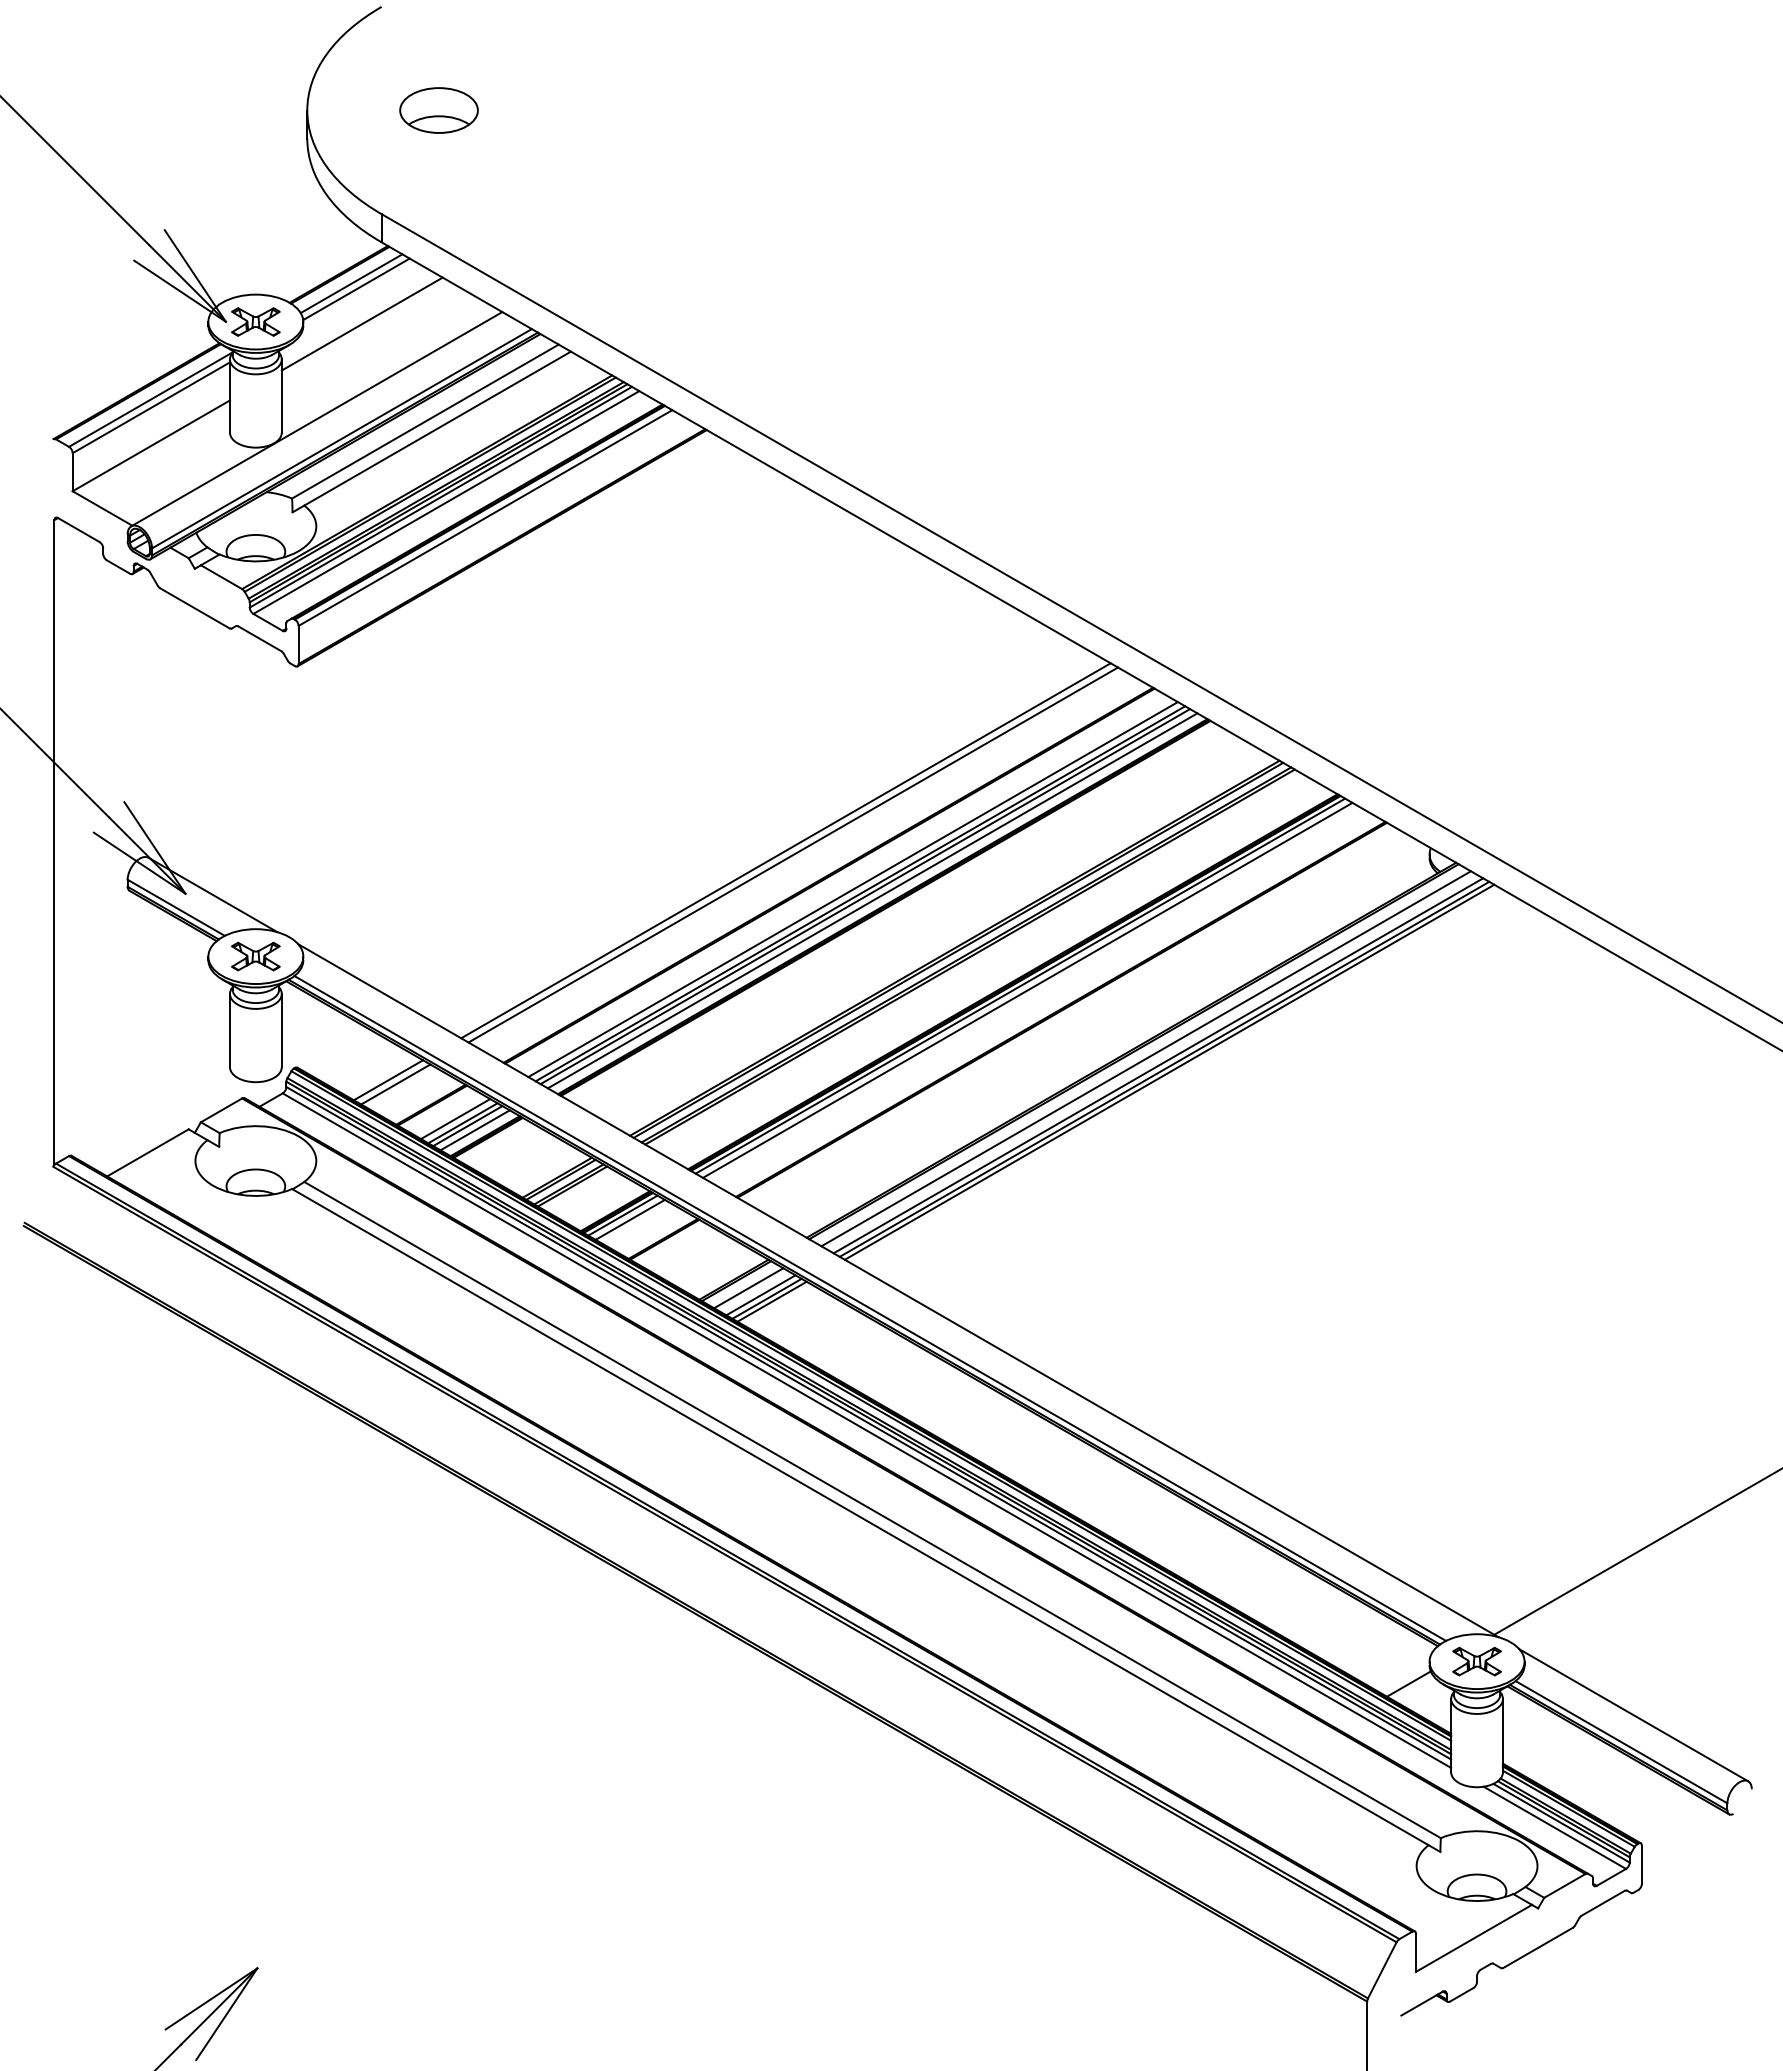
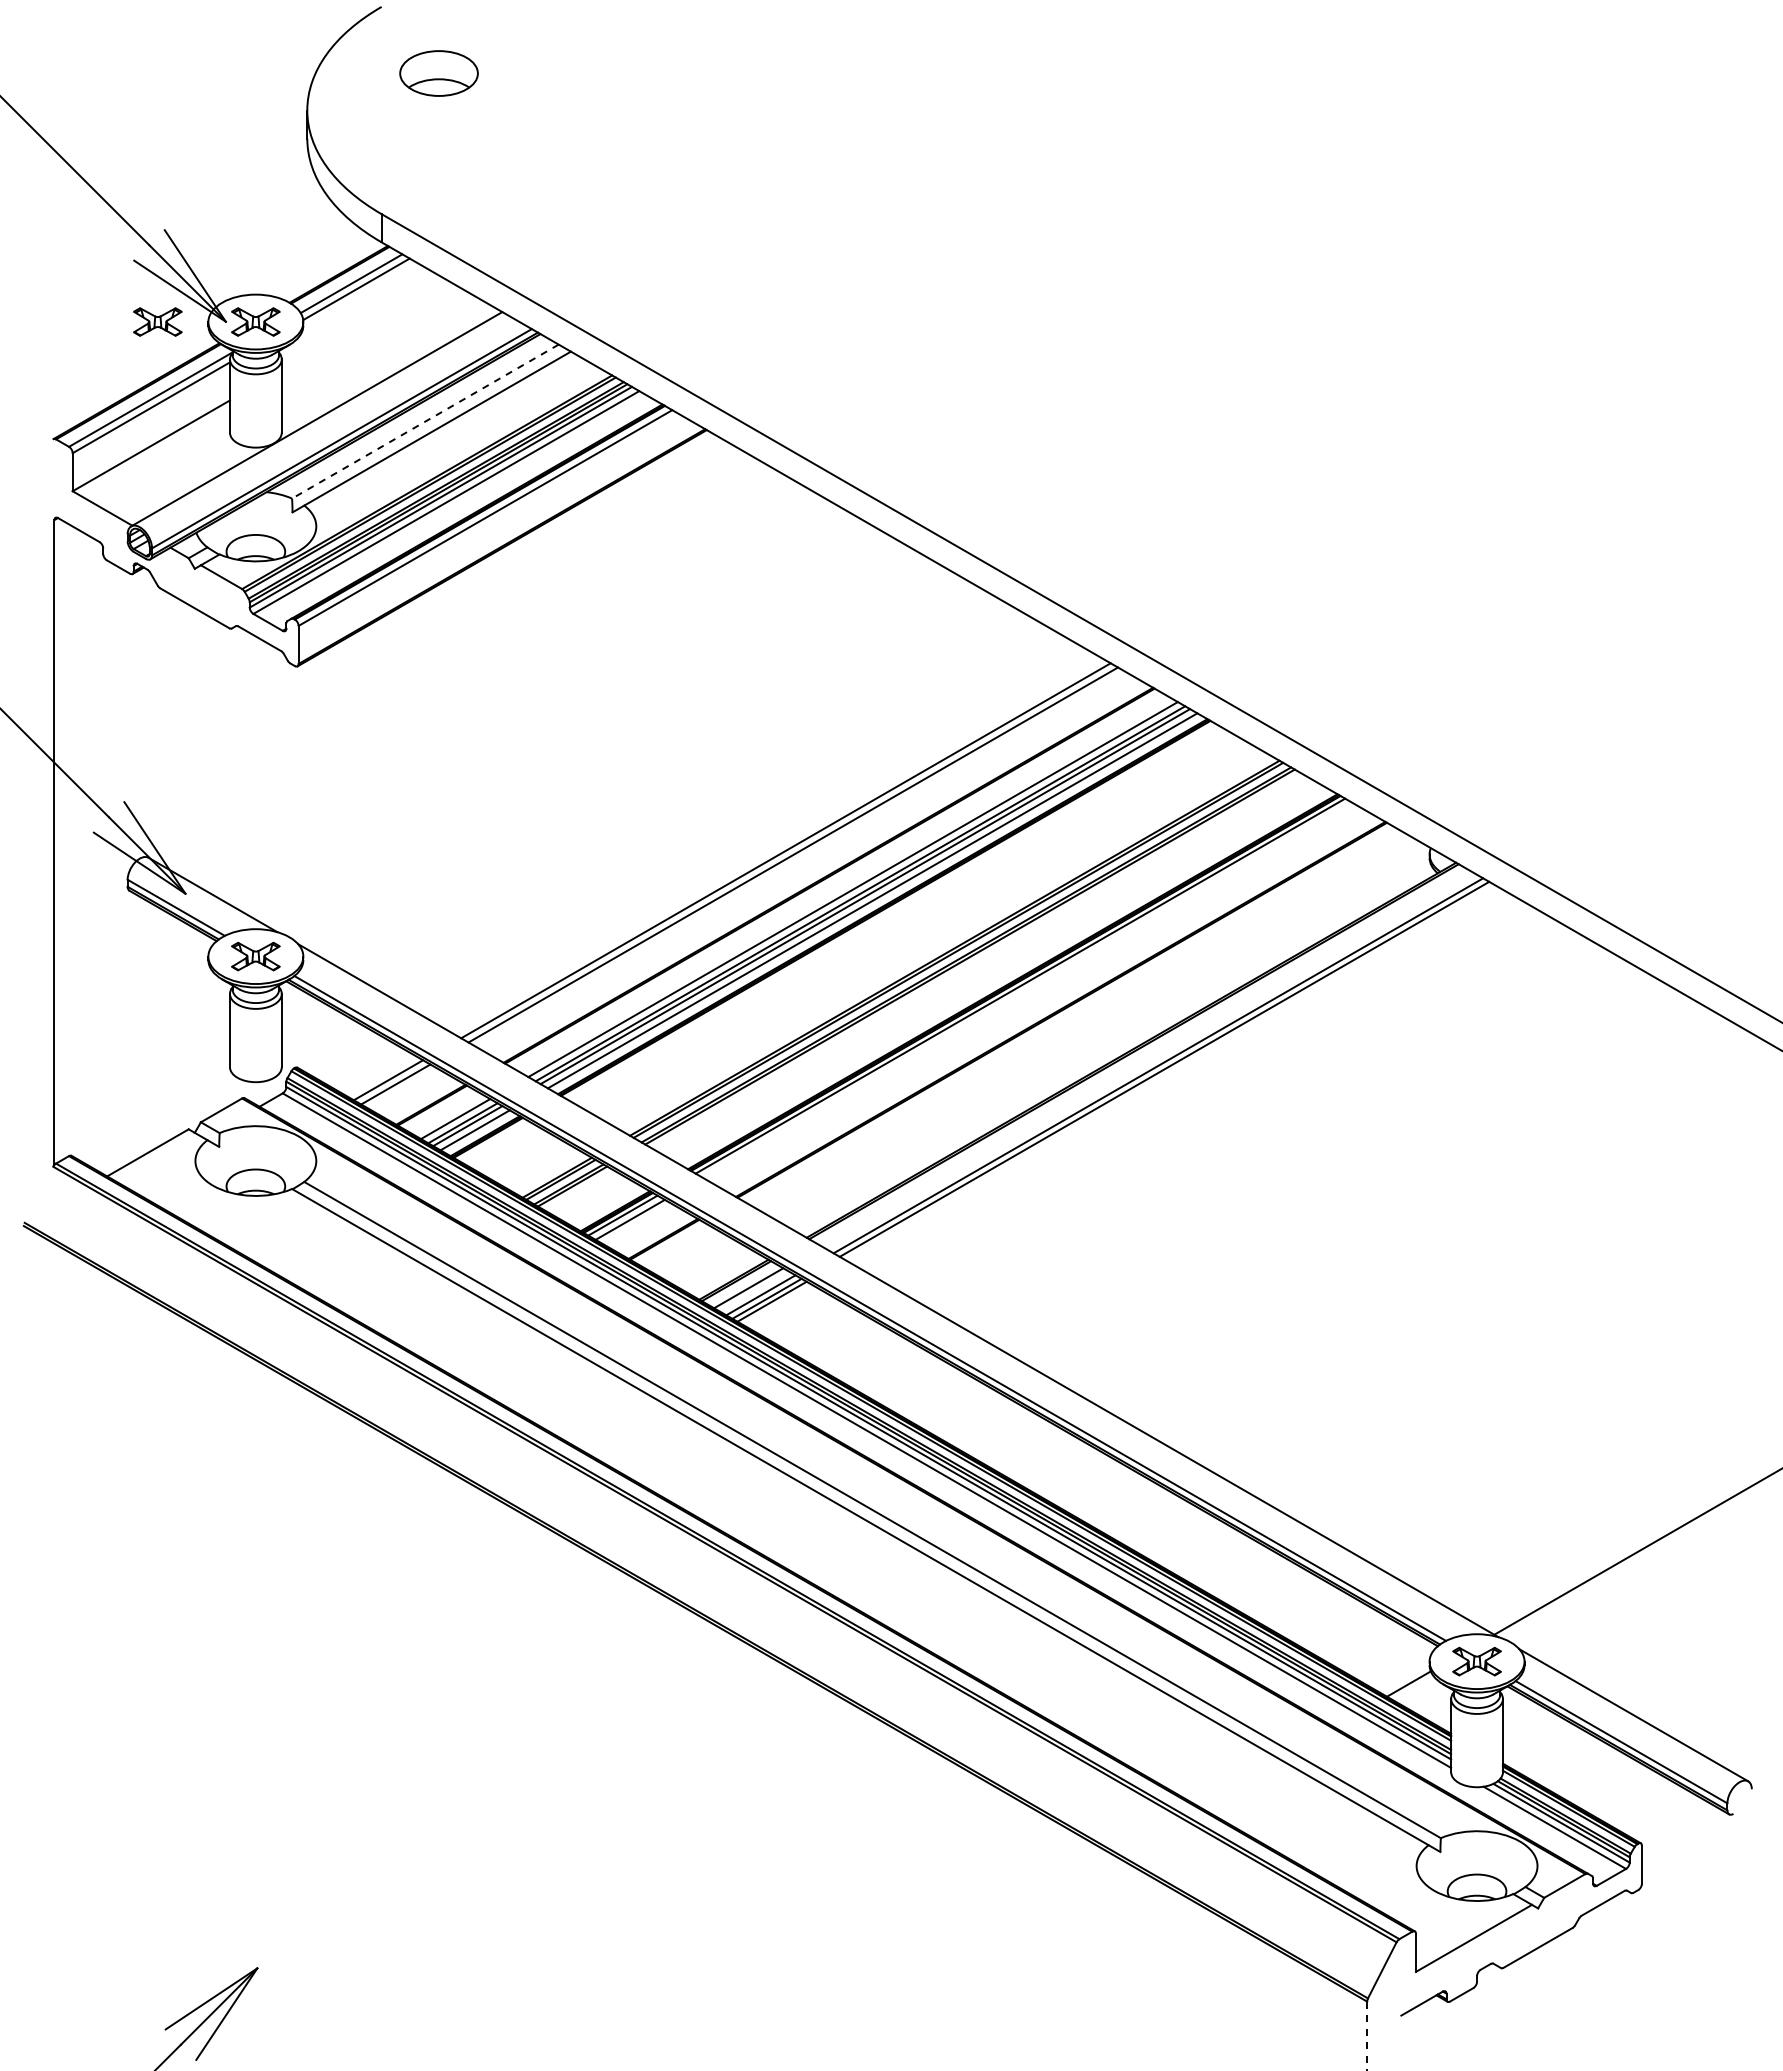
part position: (438, 110) -> (438, 73) (438, 73)
part: none -> present (157, 321)
line: present -> none (361, 323)
line: solid -> dashed (425, 421)
line: present -> none (1027, 989)
line: present -> none (1145, 1058)
line: present -> none (1169, 1071)
line: solid -> dashed (1367, 2036)
